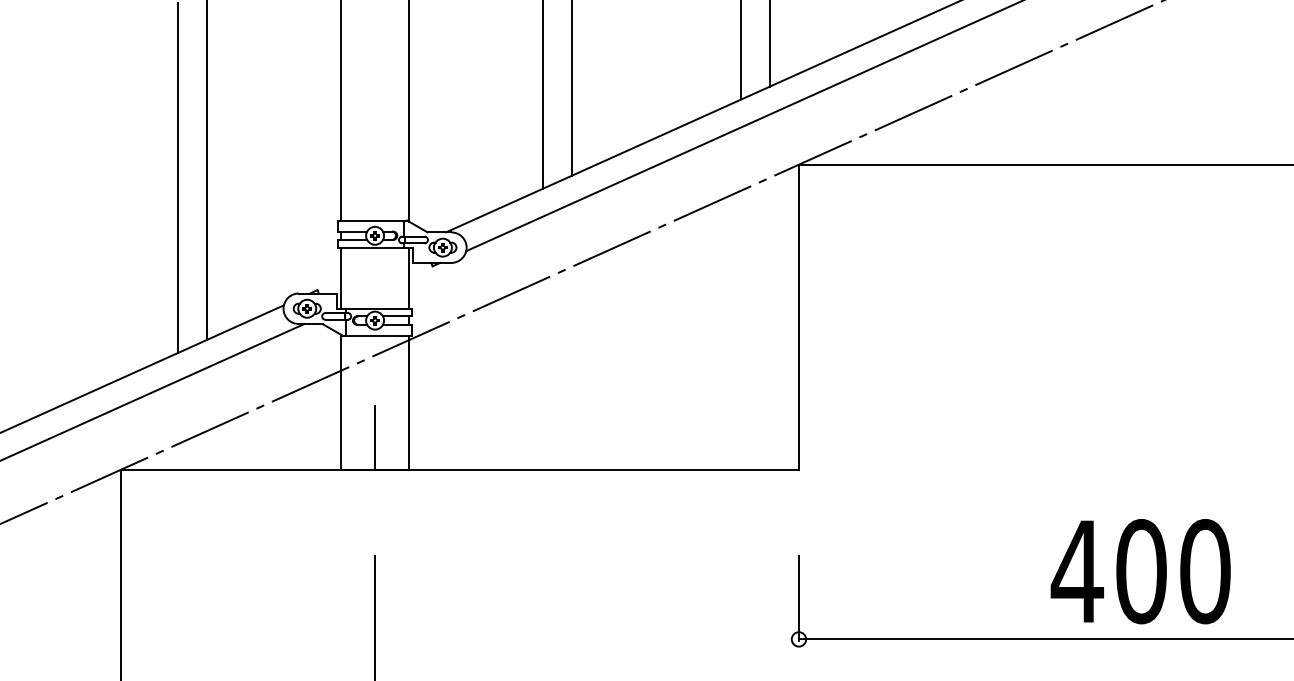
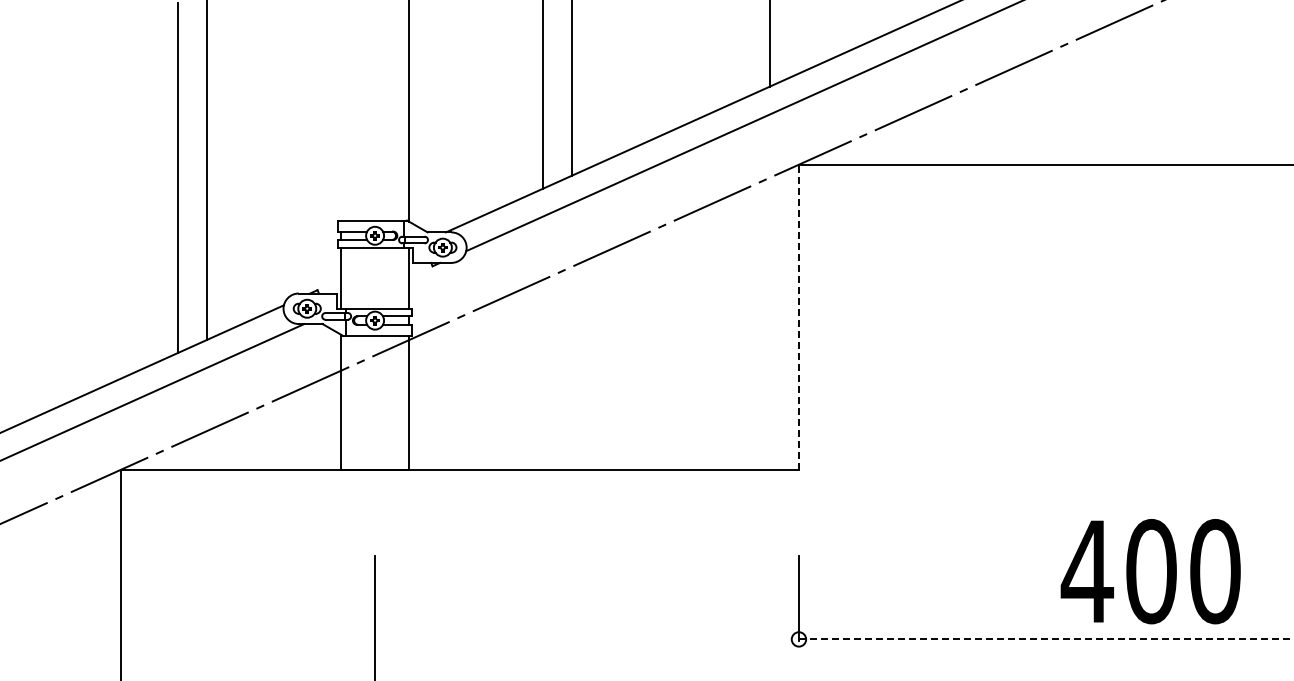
line: present -> none (741, 50)
line: present -> none (340, 111)
line: solid -> dashed (798, 317)
line: present -> none (375, 437)
text position: (1140, 571) -> (1150, 571) (1150, 571)
line: solid -> dashed (1046, 639)
